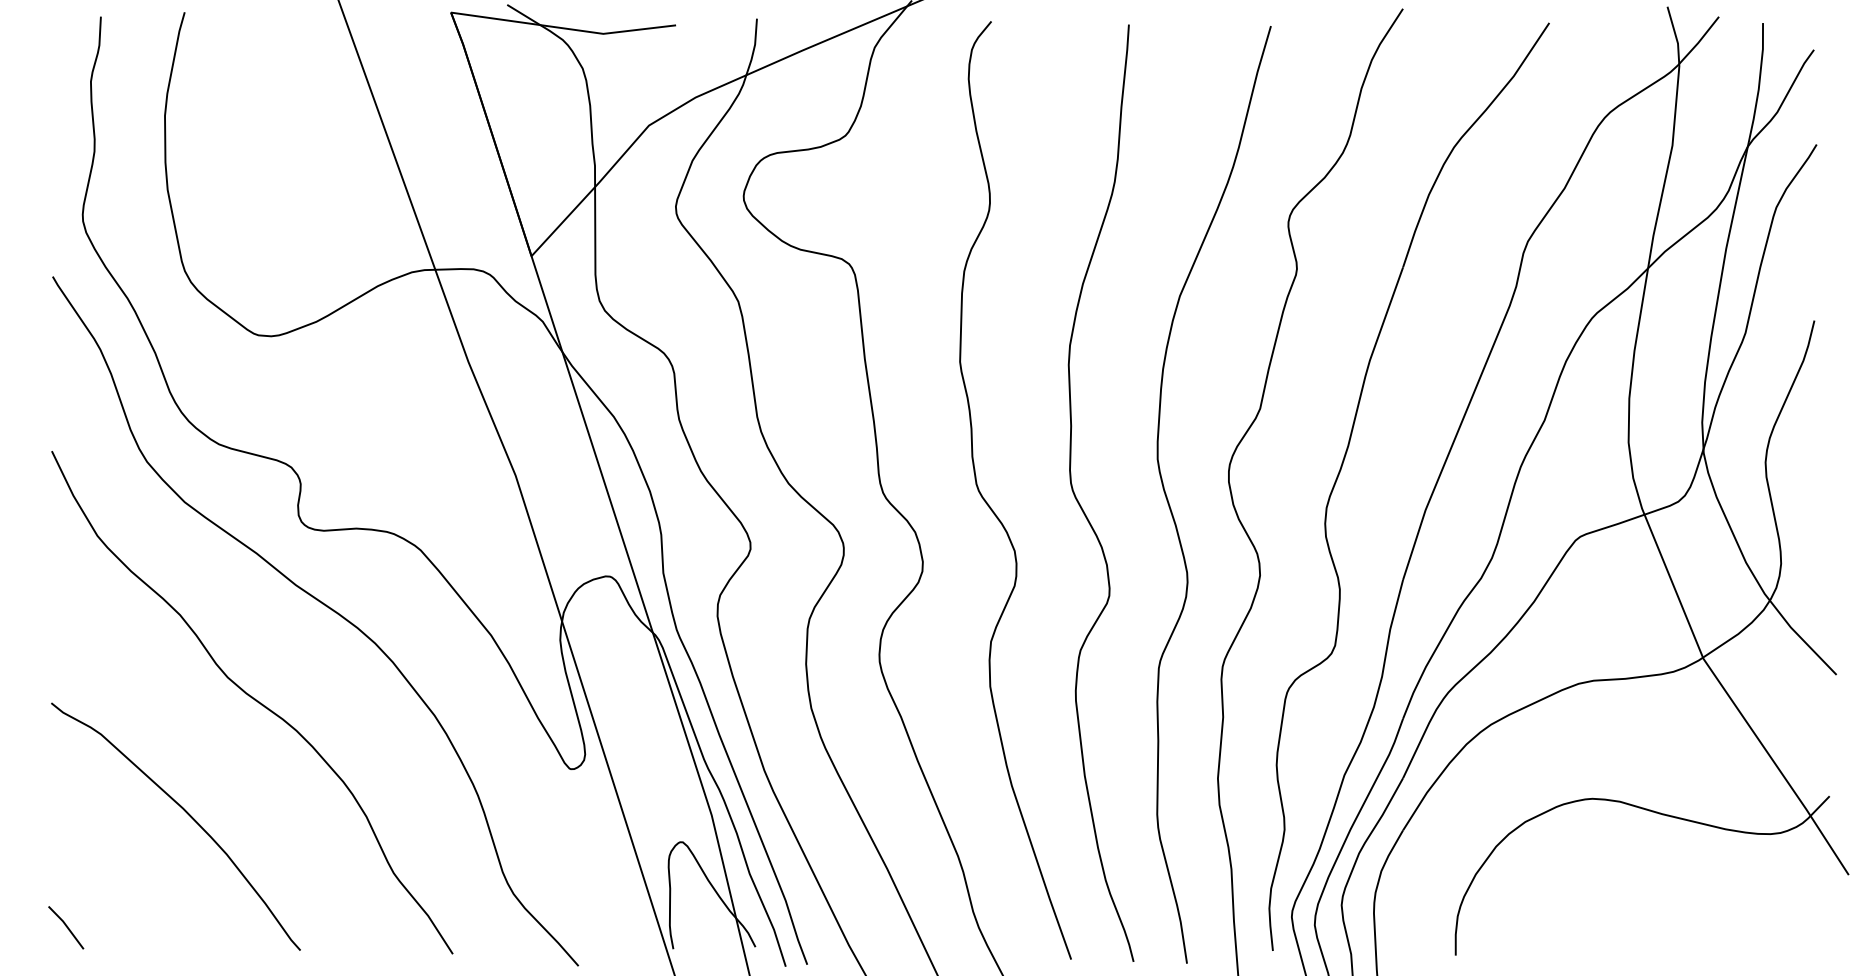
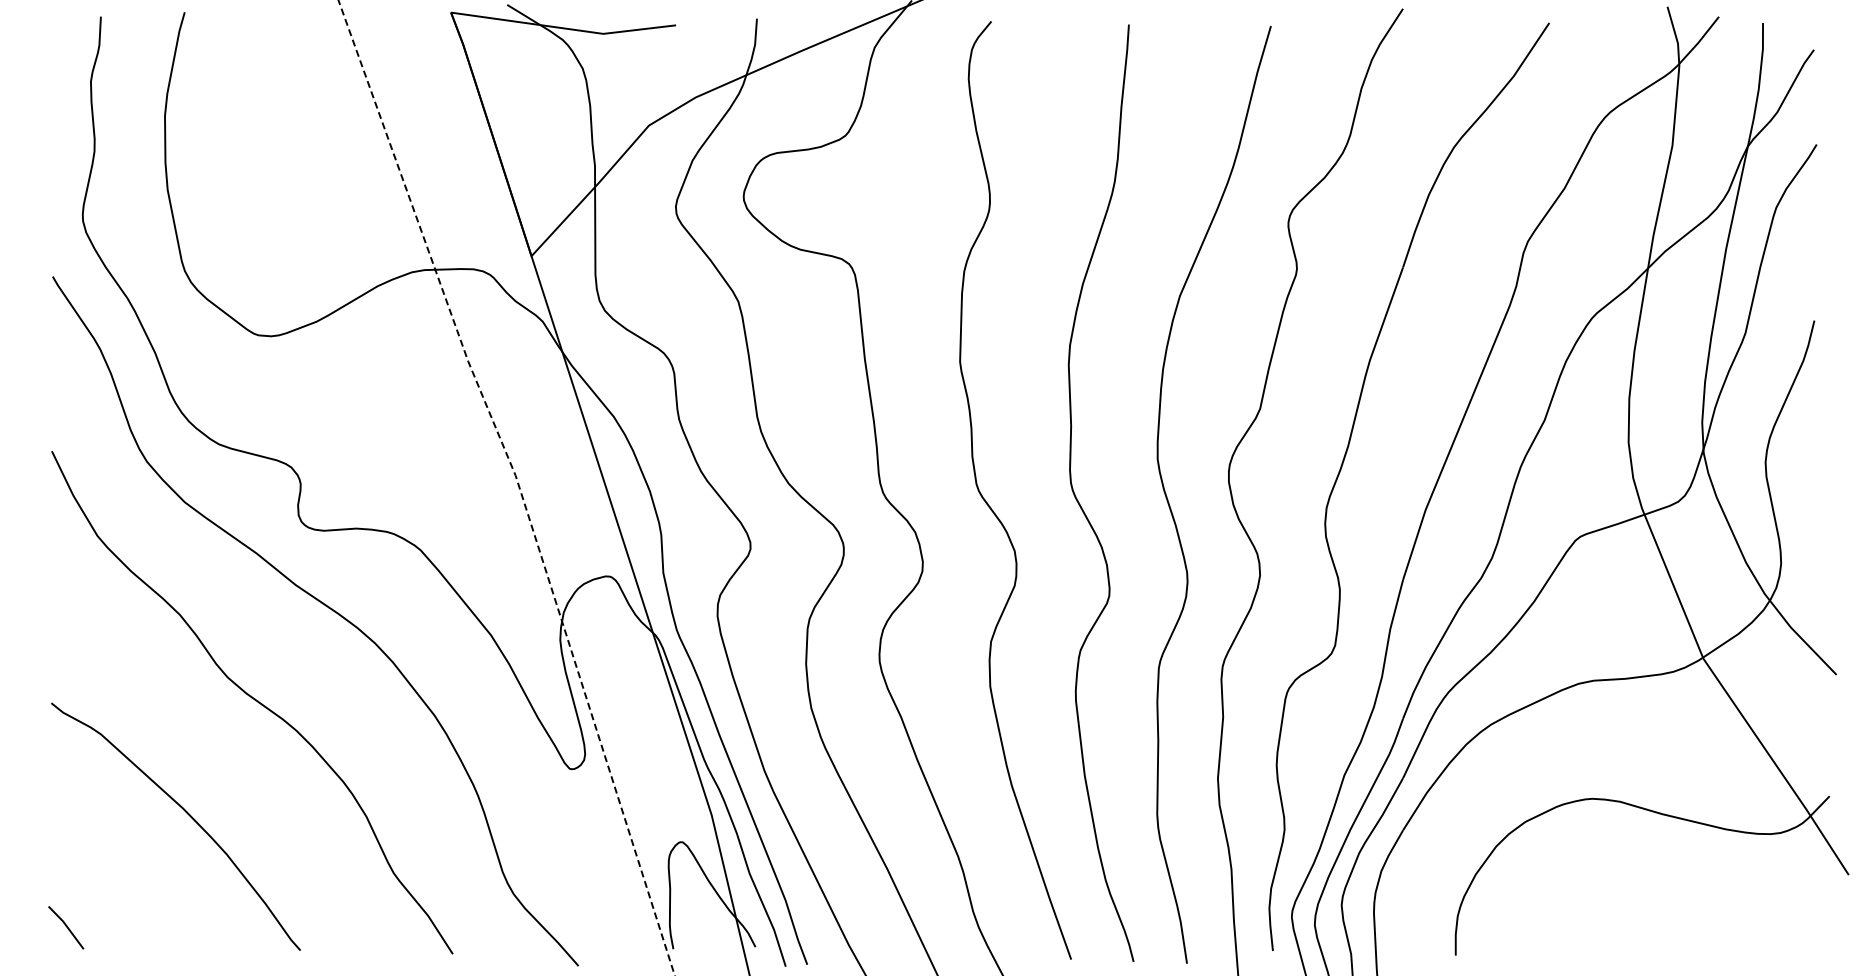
line: solid -> dashed (517, 482)
